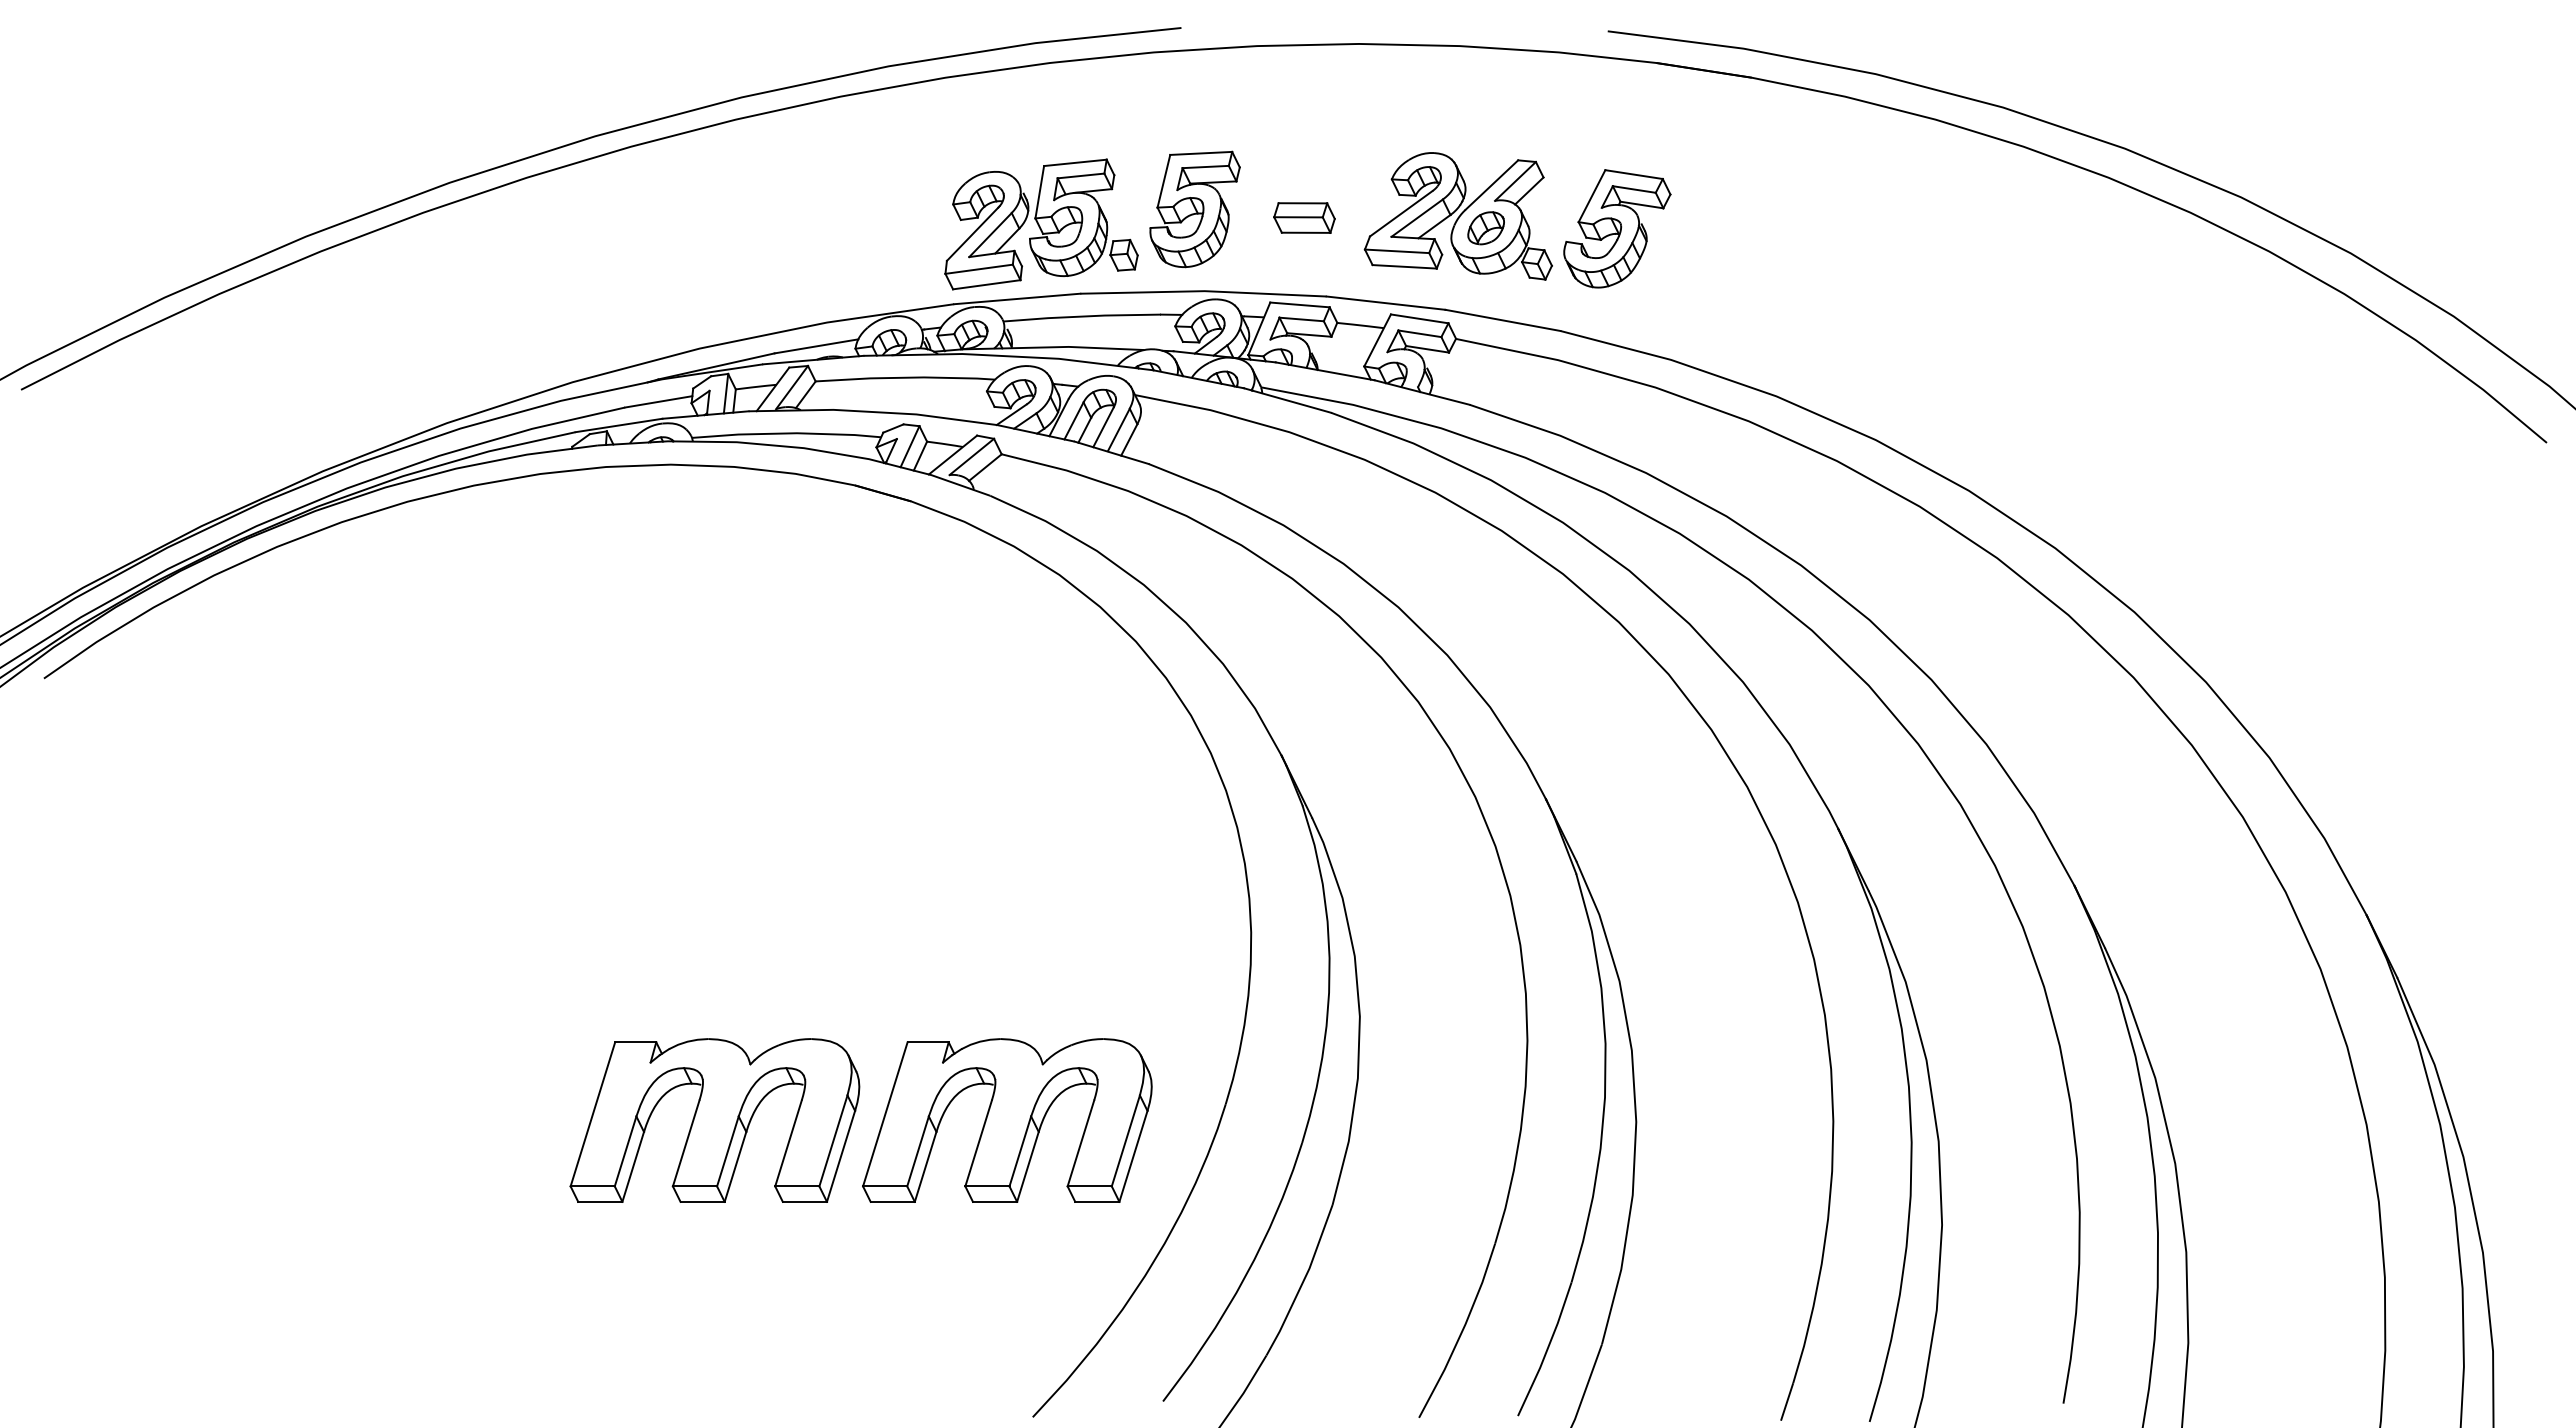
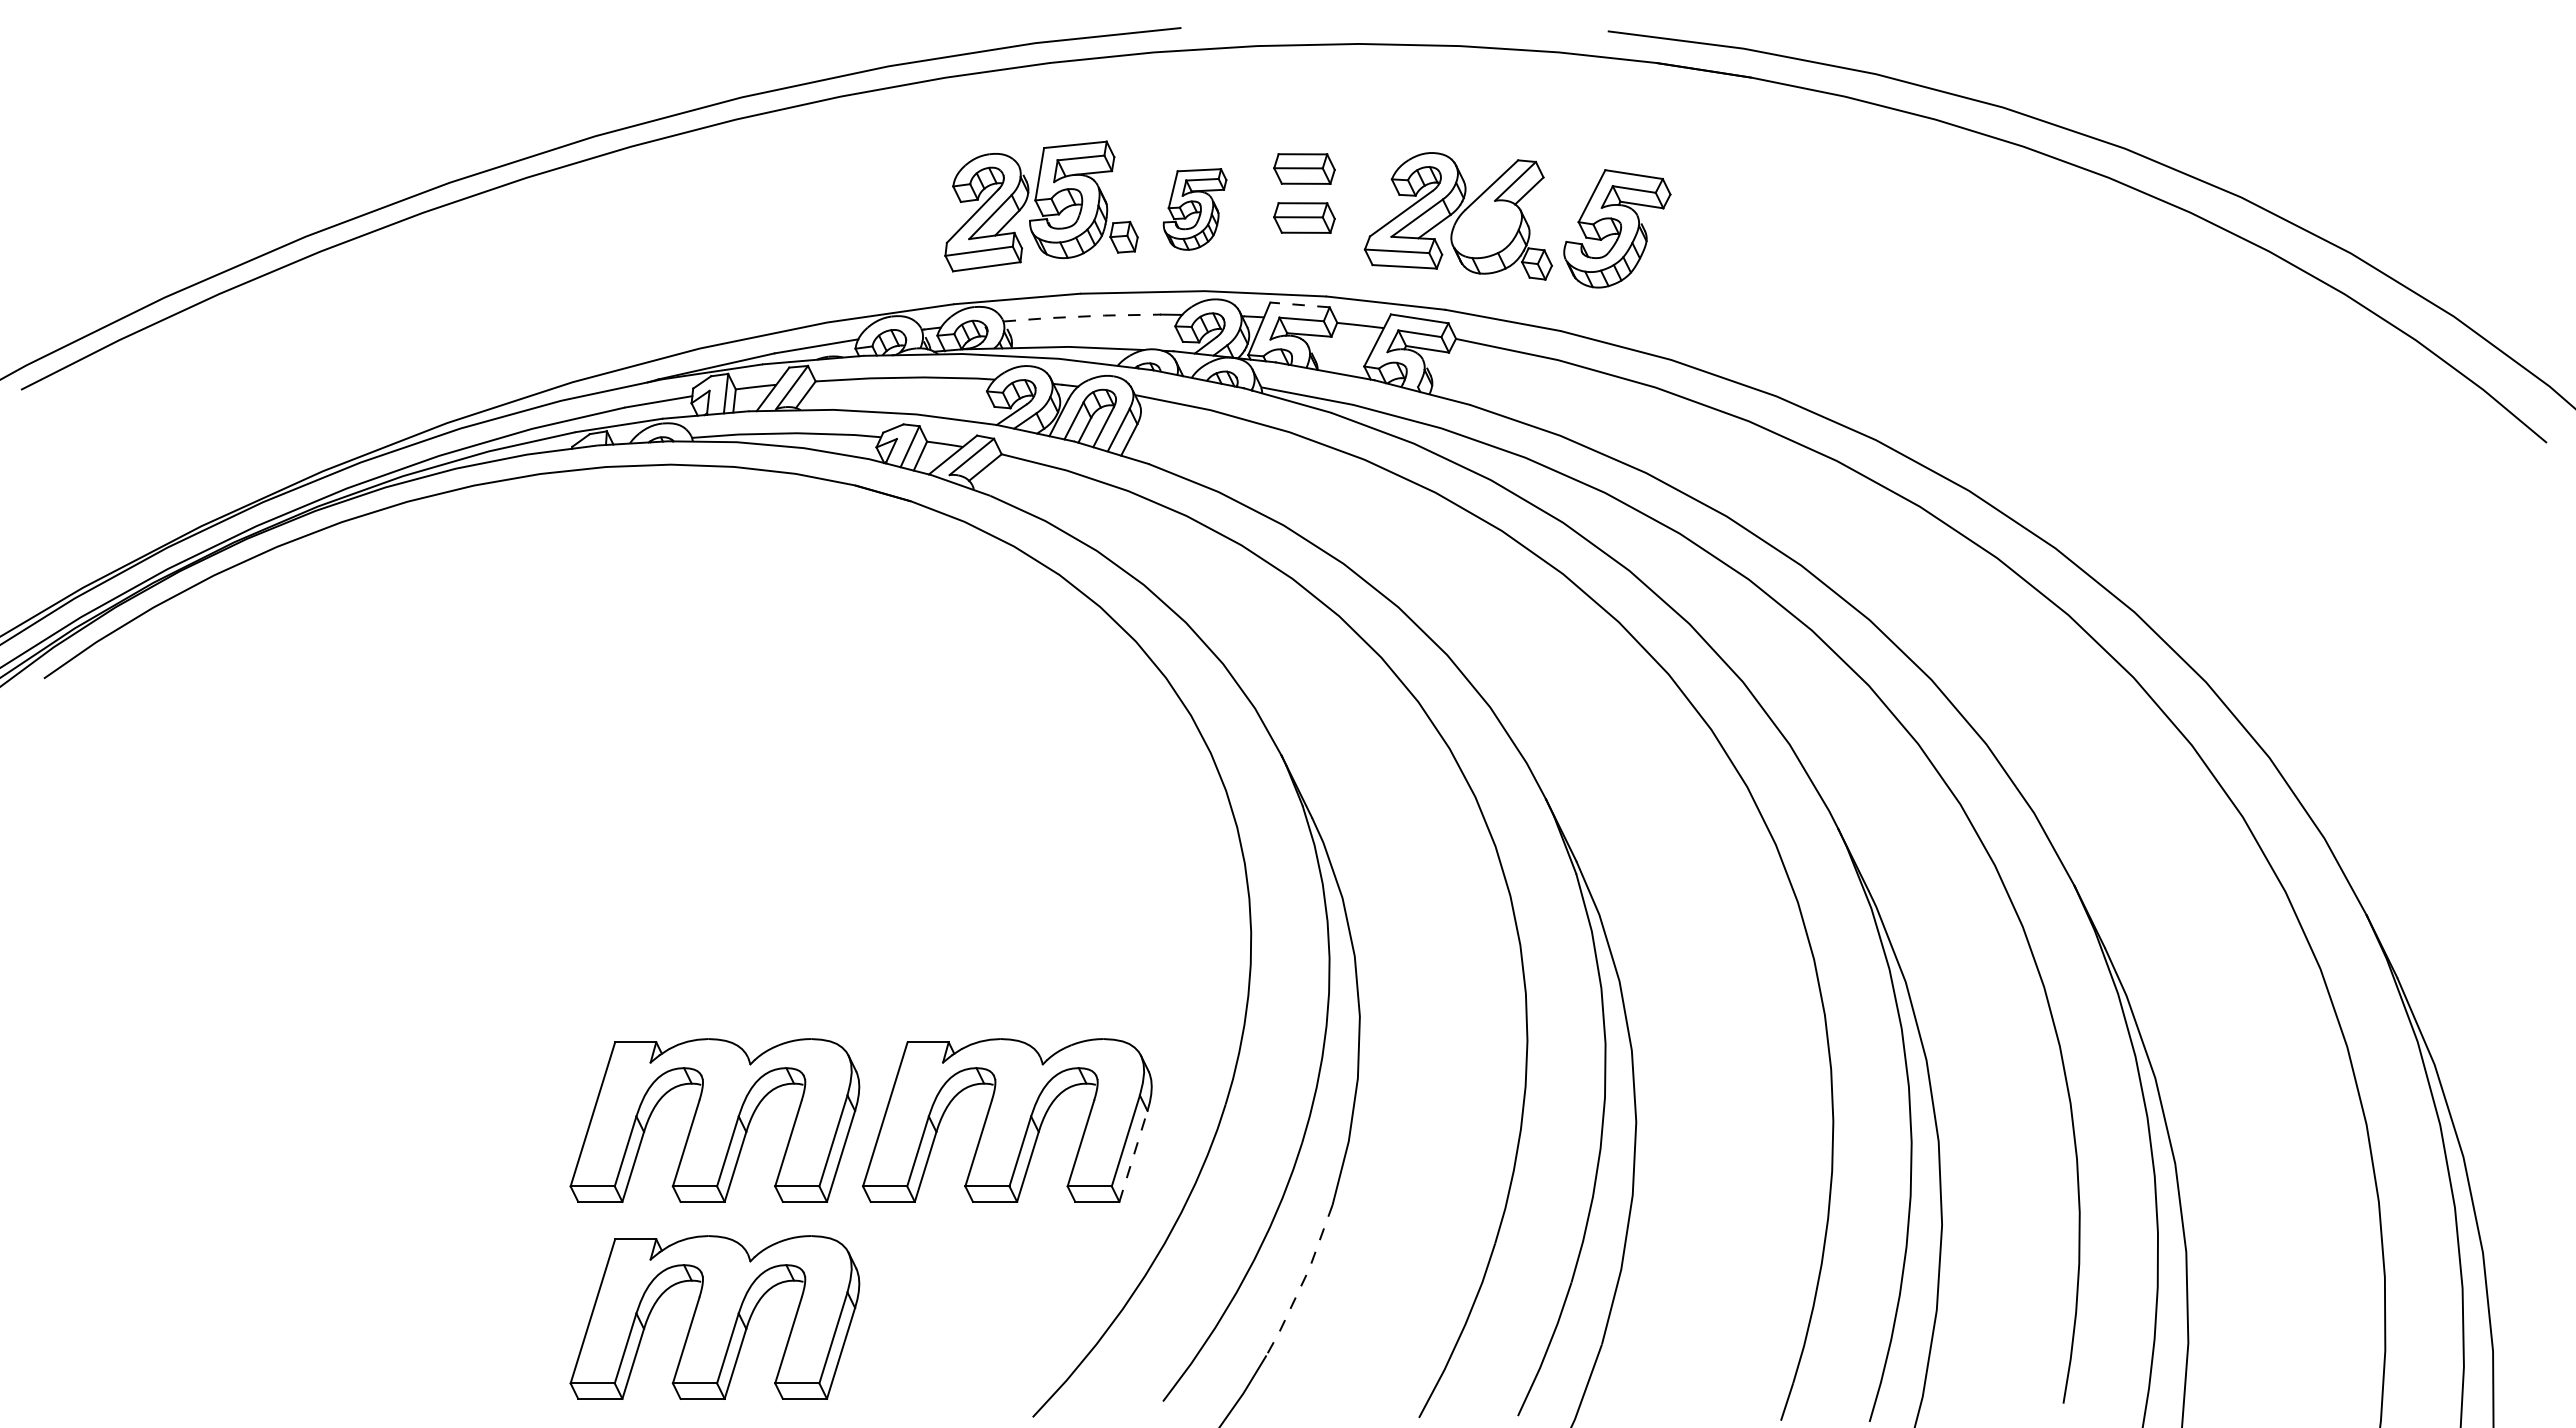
part: none -> present (1304, 168)
part size: 92x119 px -> 66x83 px (1194, 209)
part position: (1041, 224) -> (1041, 206) (1041, 206)
part: present -> none (1485, 228)
line: solid -> dashed (1299, 304)
line: solid -> dashed (1082, 316)
line: solid -> dashed (1133, 1156)
line: solid -> dashed (1303, 1282)
part: none -> present (714, 1317)
